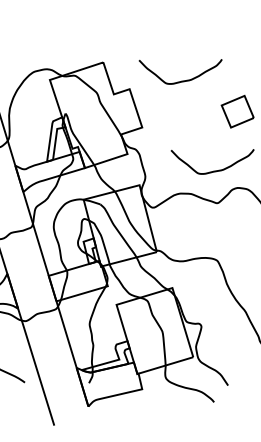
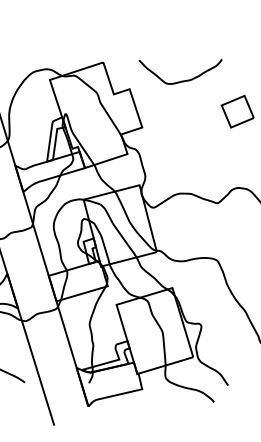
curve: present -> none (213, 170)
